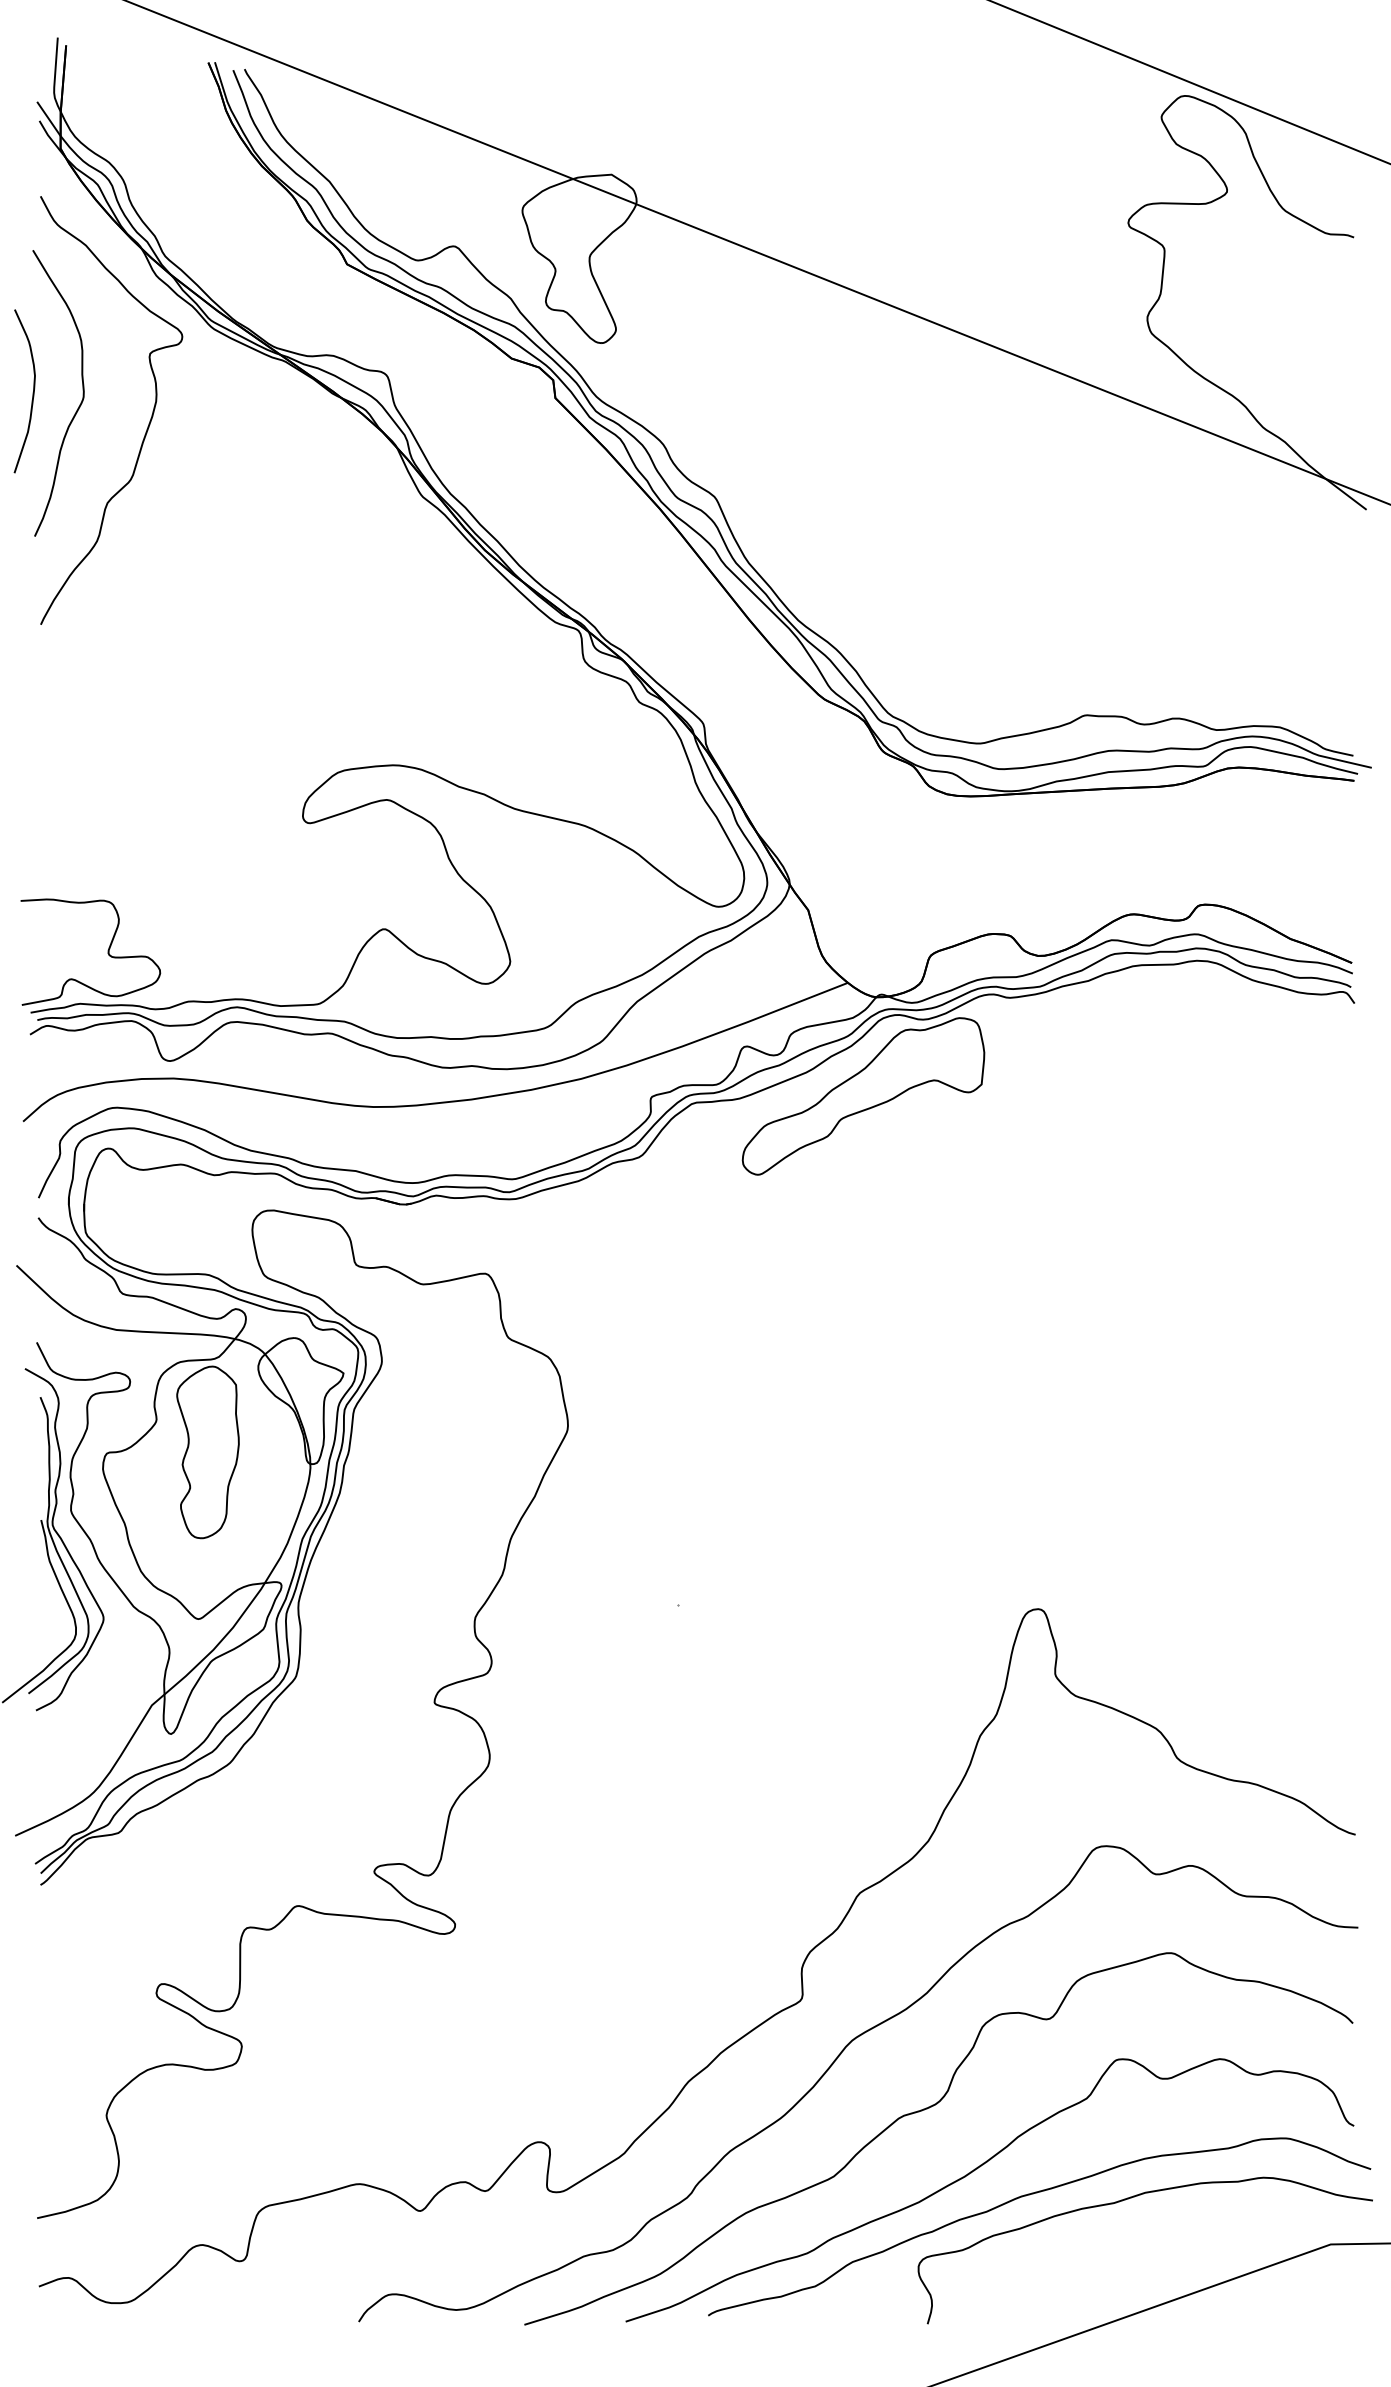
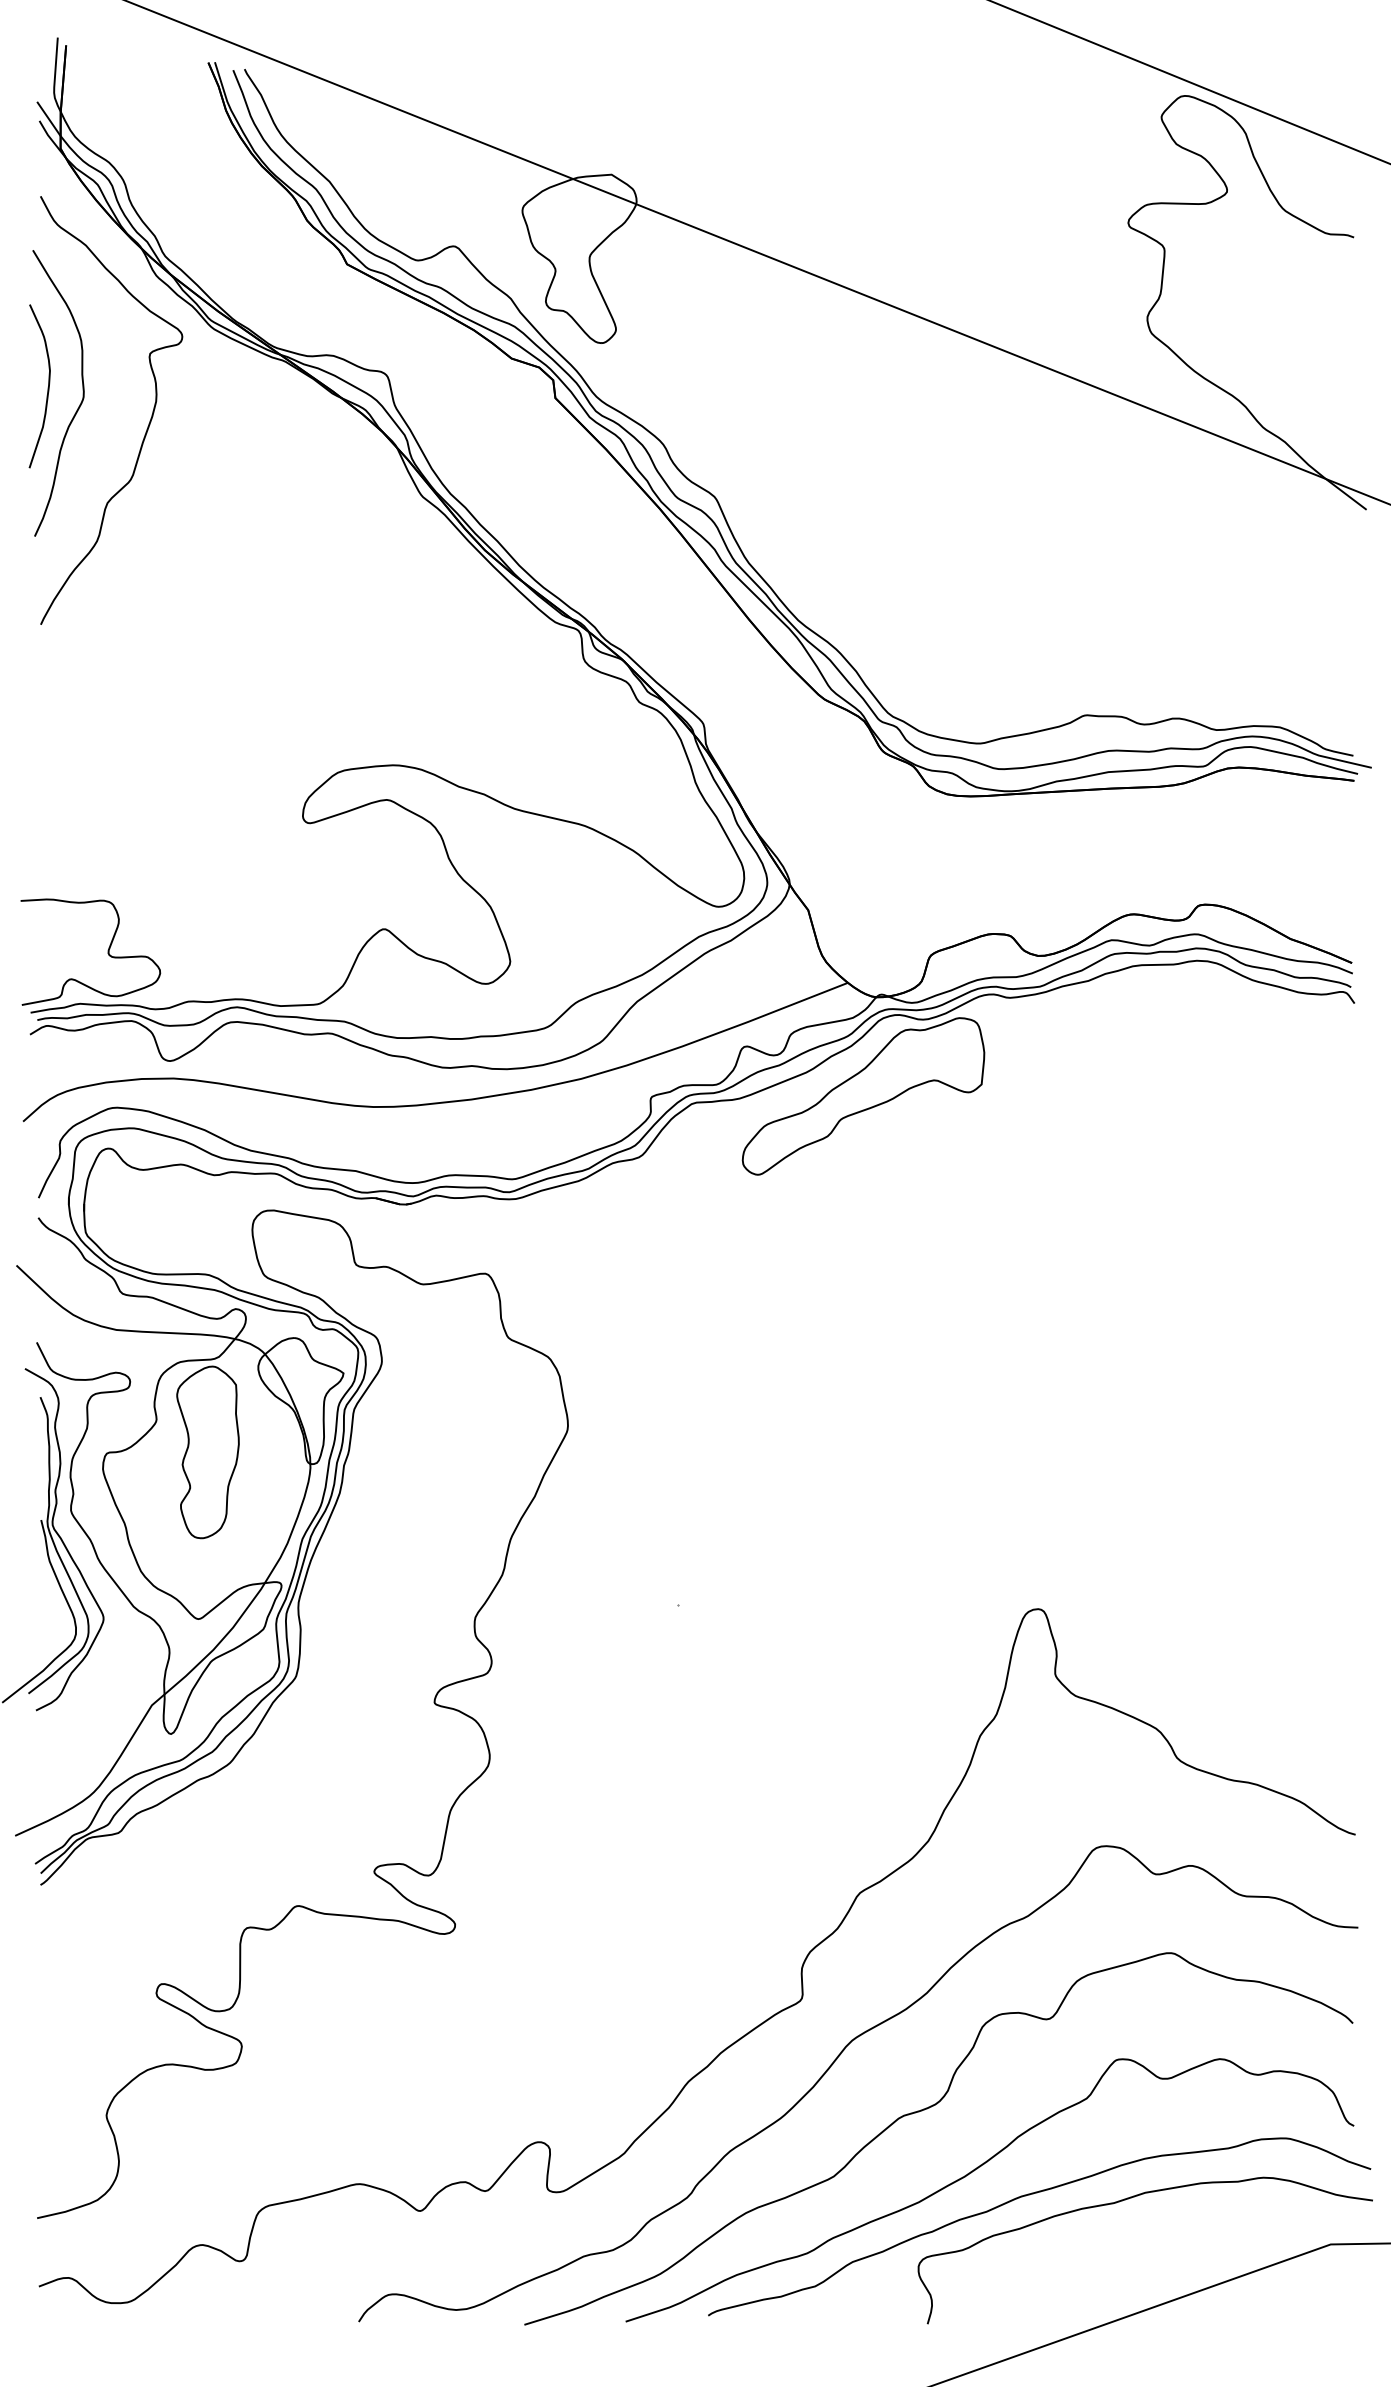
curve position: (32, 392) -> (47, 387) (47, 387)
